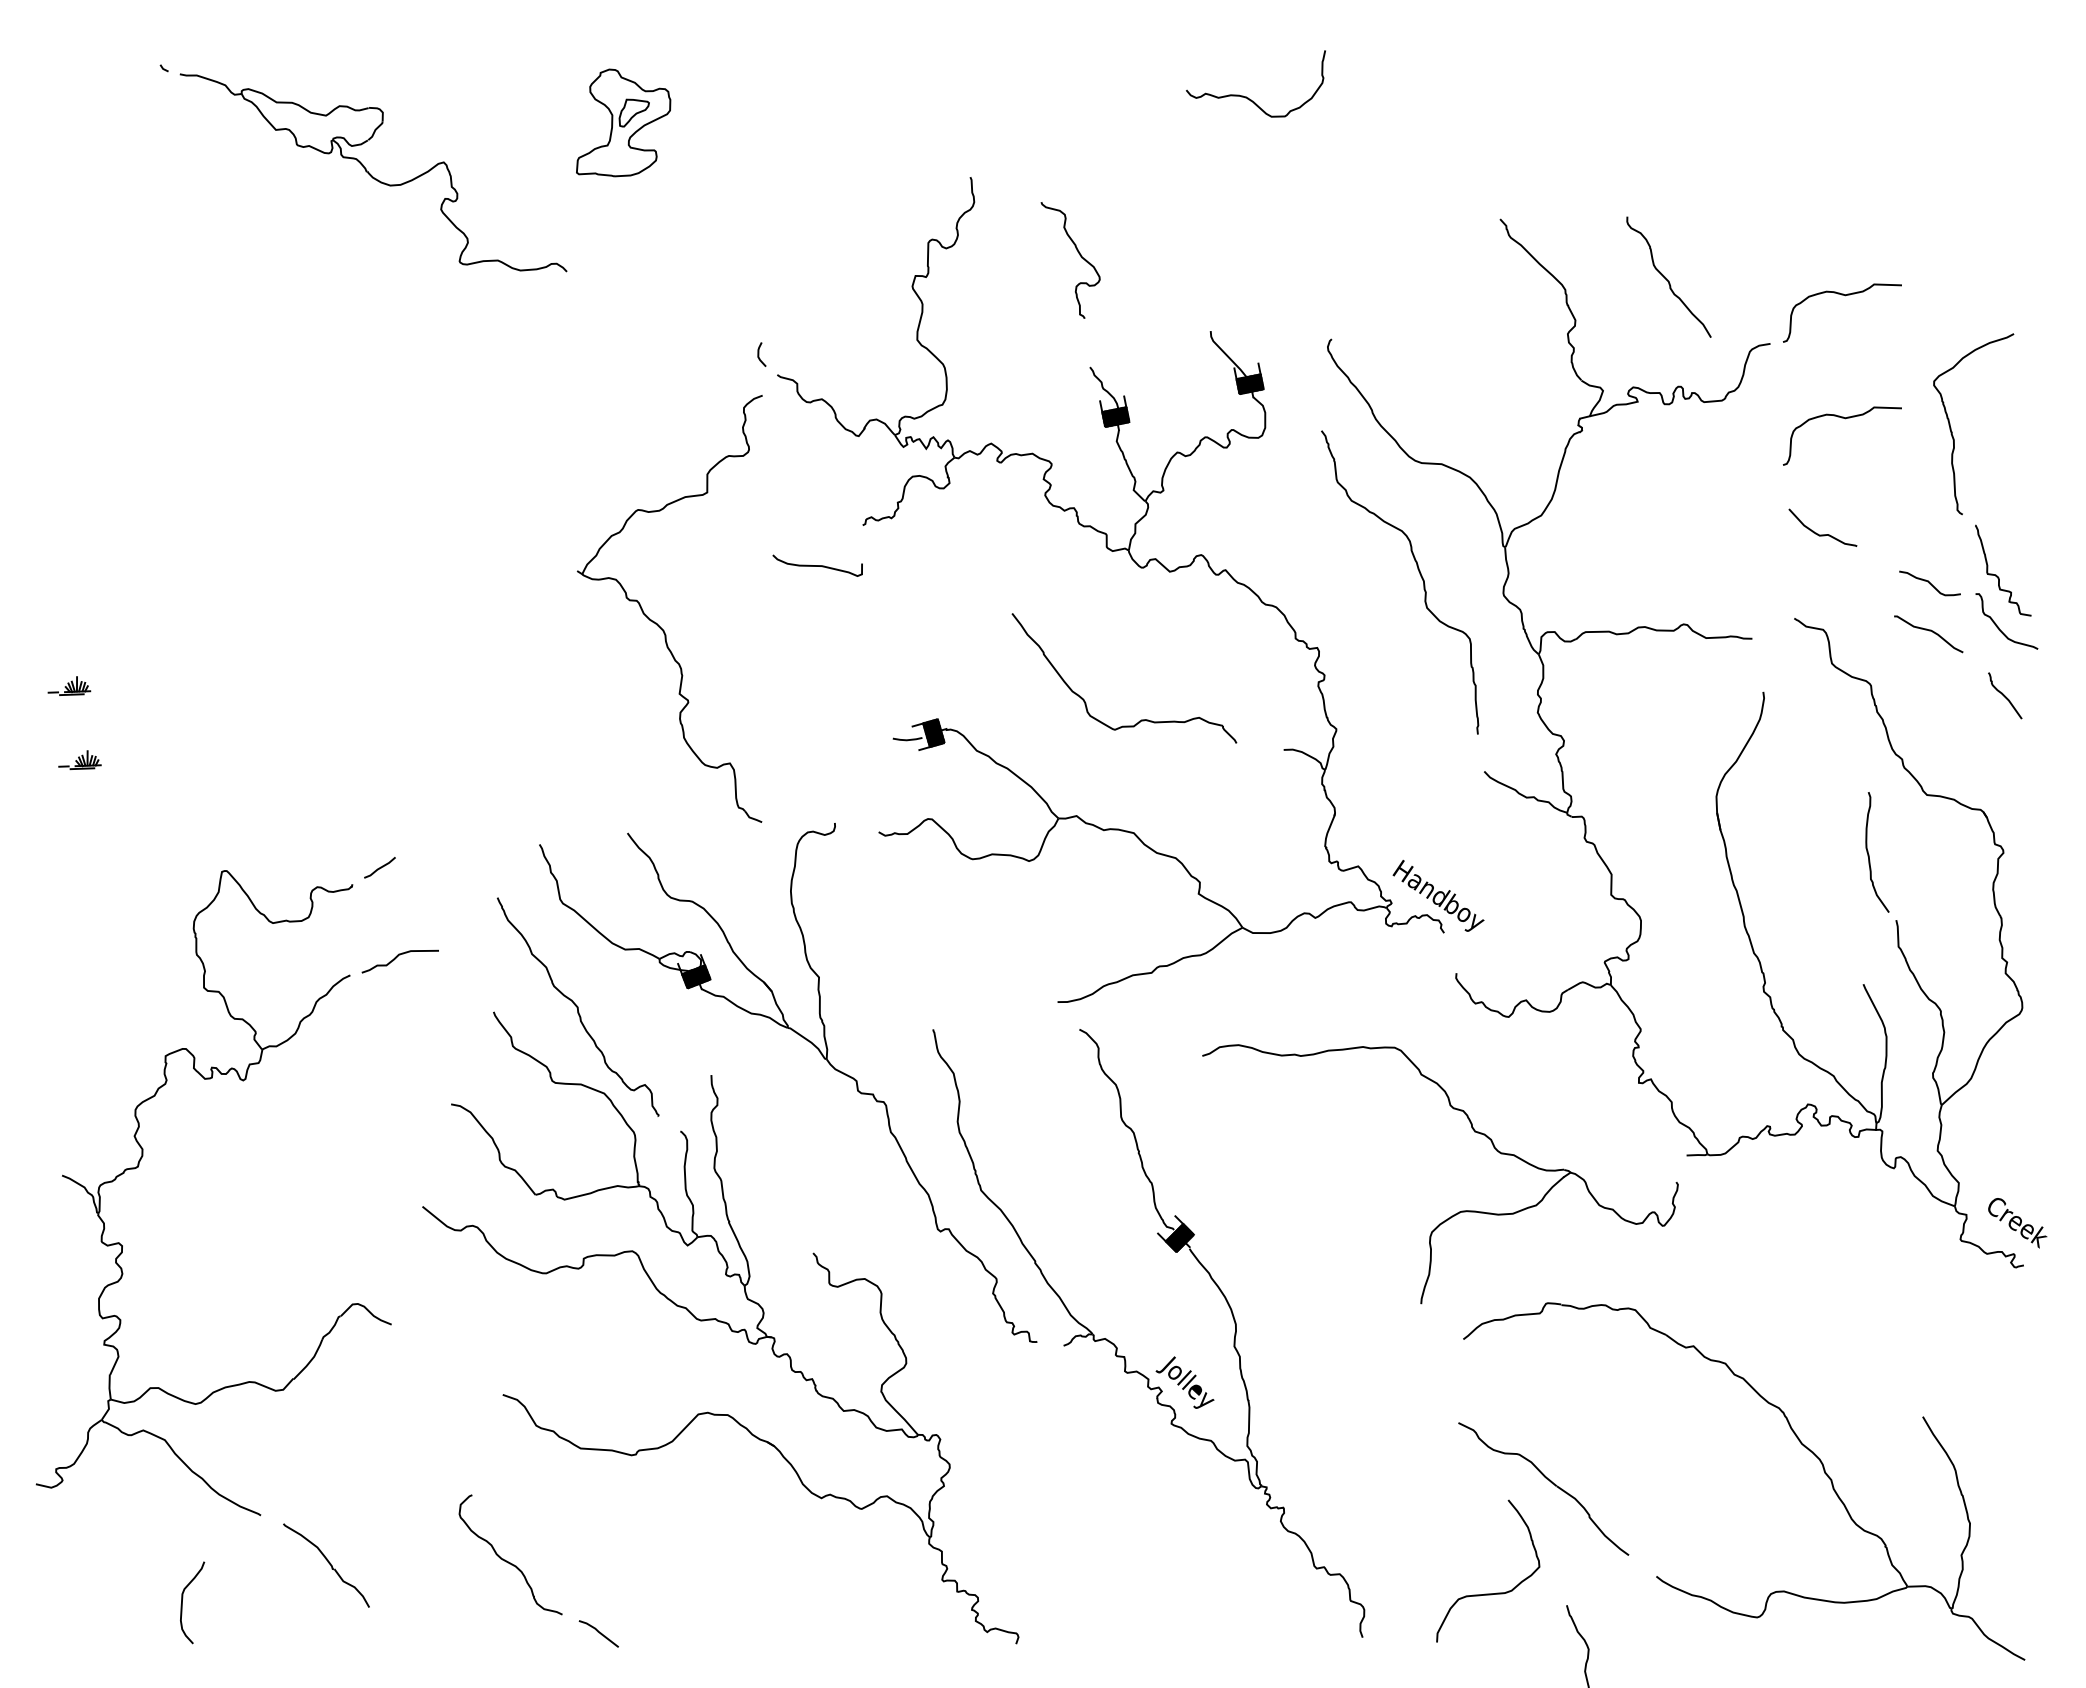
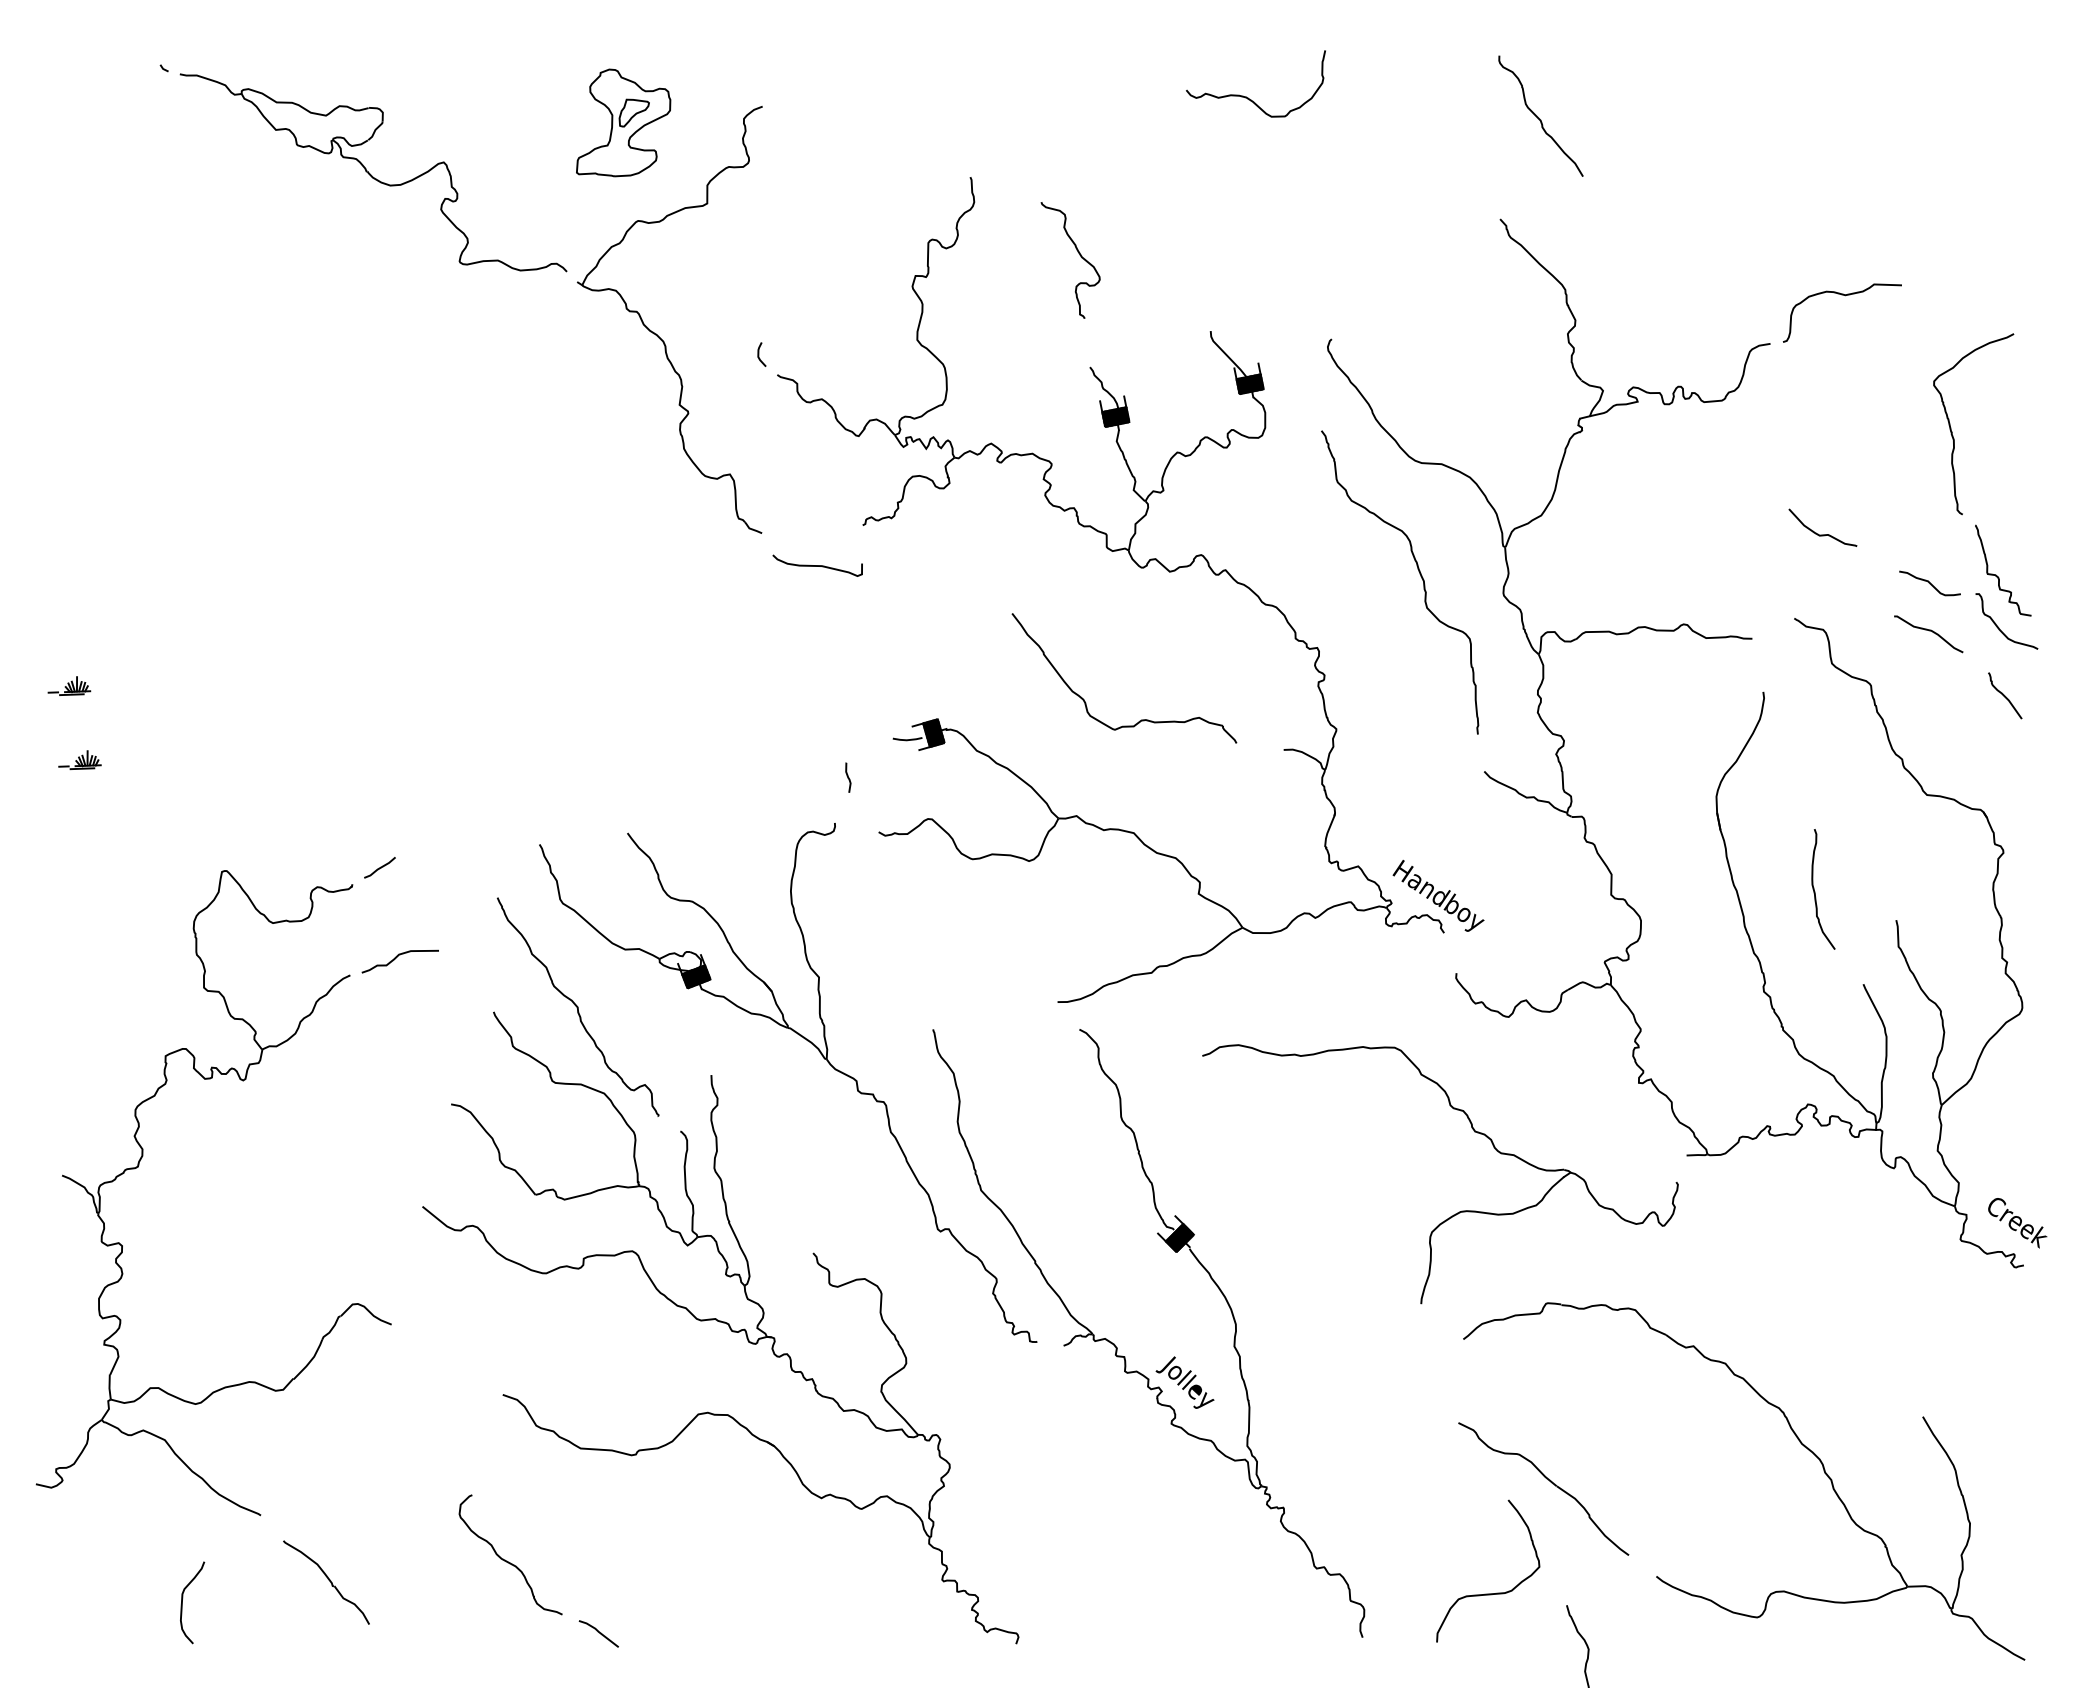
curve position: (1666, 278) -> (1538, 117) (1538, 117)
curve: present -> none (1845, 419)
part position: (656, 622) -> (656, 333) (656, 333)
curve: none -> present (848, 777)
curve position: (1869, 854) -> (1815, 891) (1815, 891)
part position: (326, 1565) -> (326, 1582) (326, 1582)
